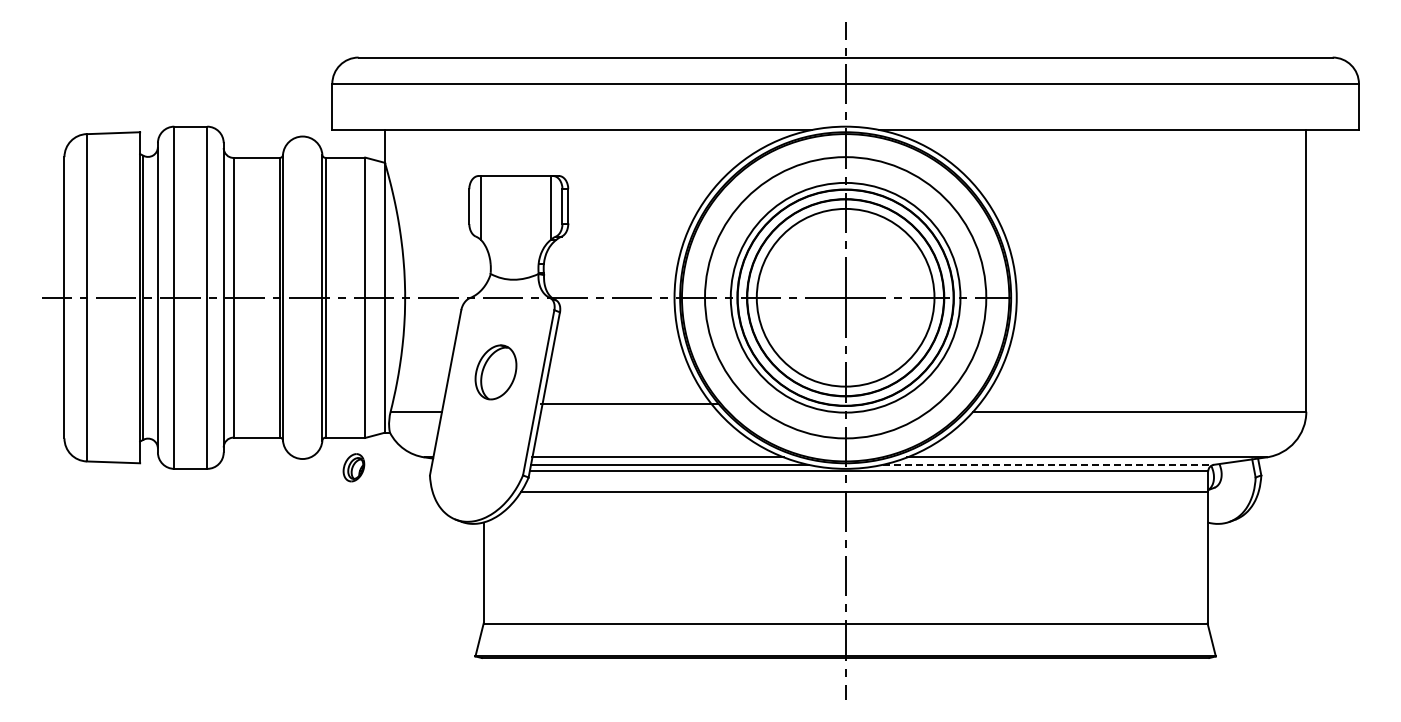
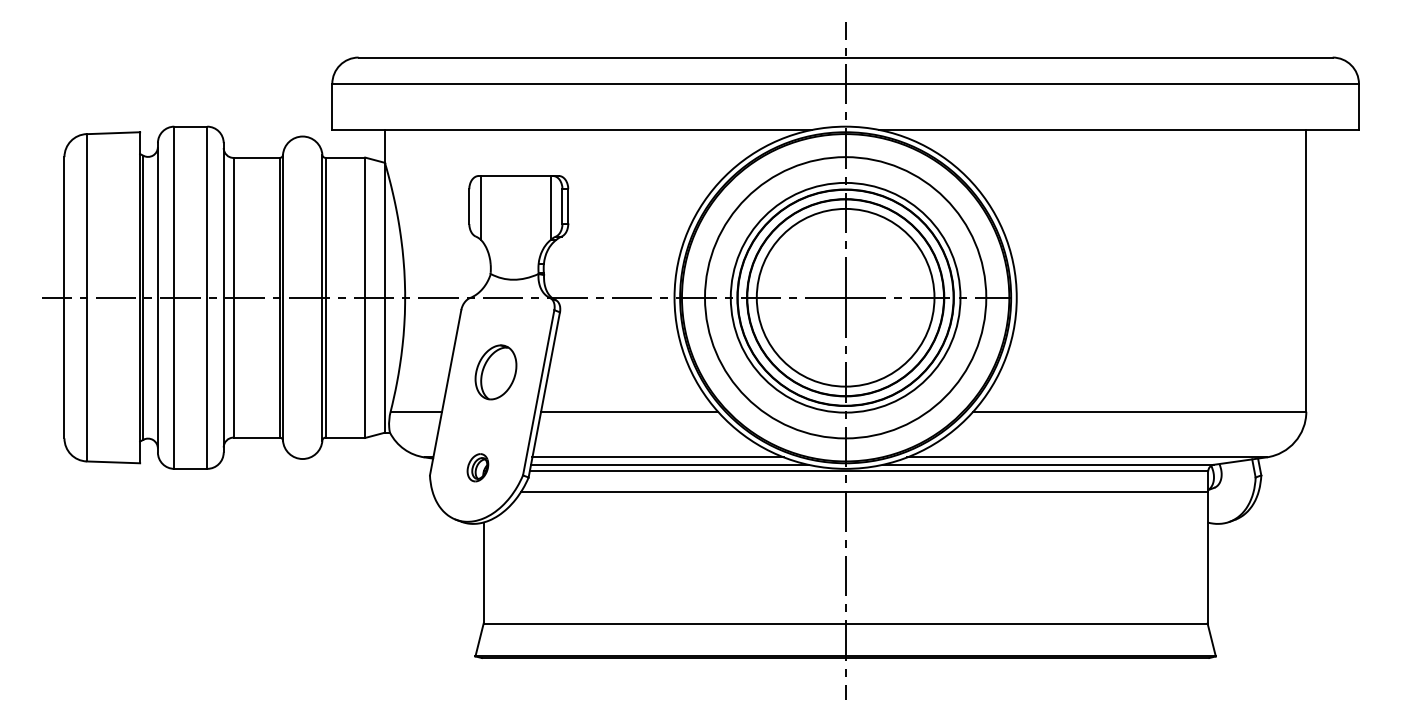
line position: (629, 403) -> (629, 411) (629, 411)
line: dashed -> solid (1048, 464)
part position: (353, 467) -> (477, 467) (477, 467)
